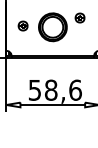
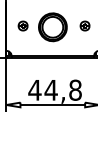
part position: (79, 17) -> (84, 25) (84, 25)
text: 58,6 -> 44,8 (54, 89)
